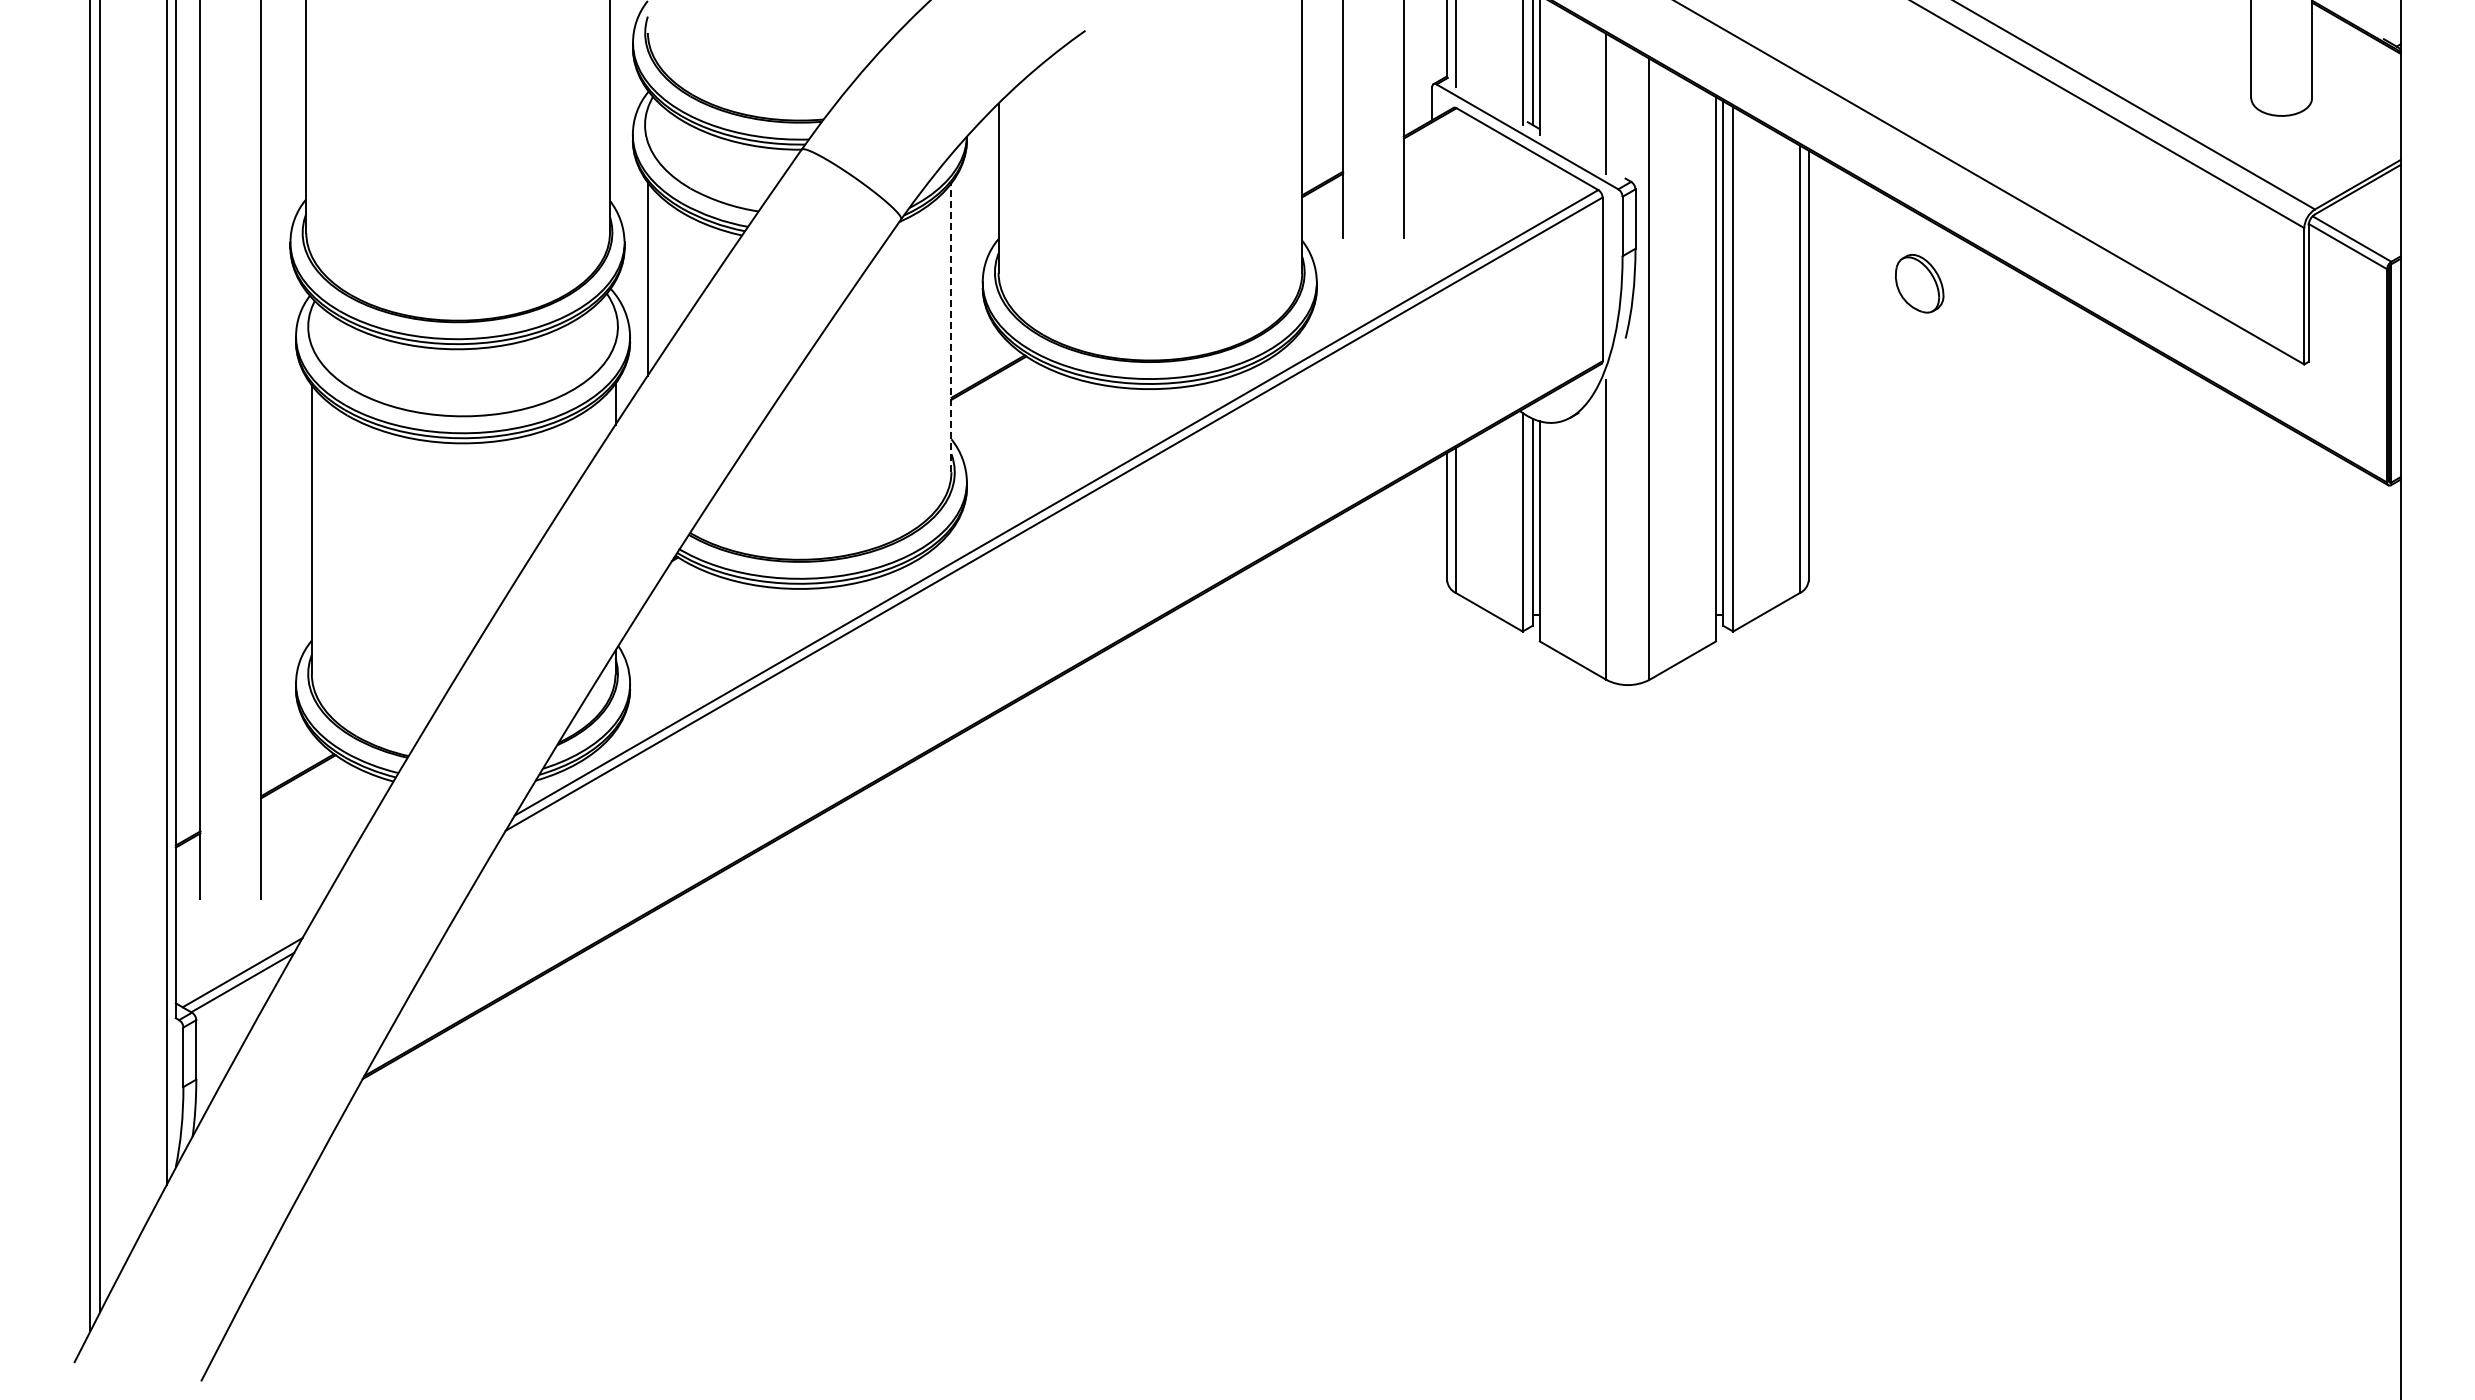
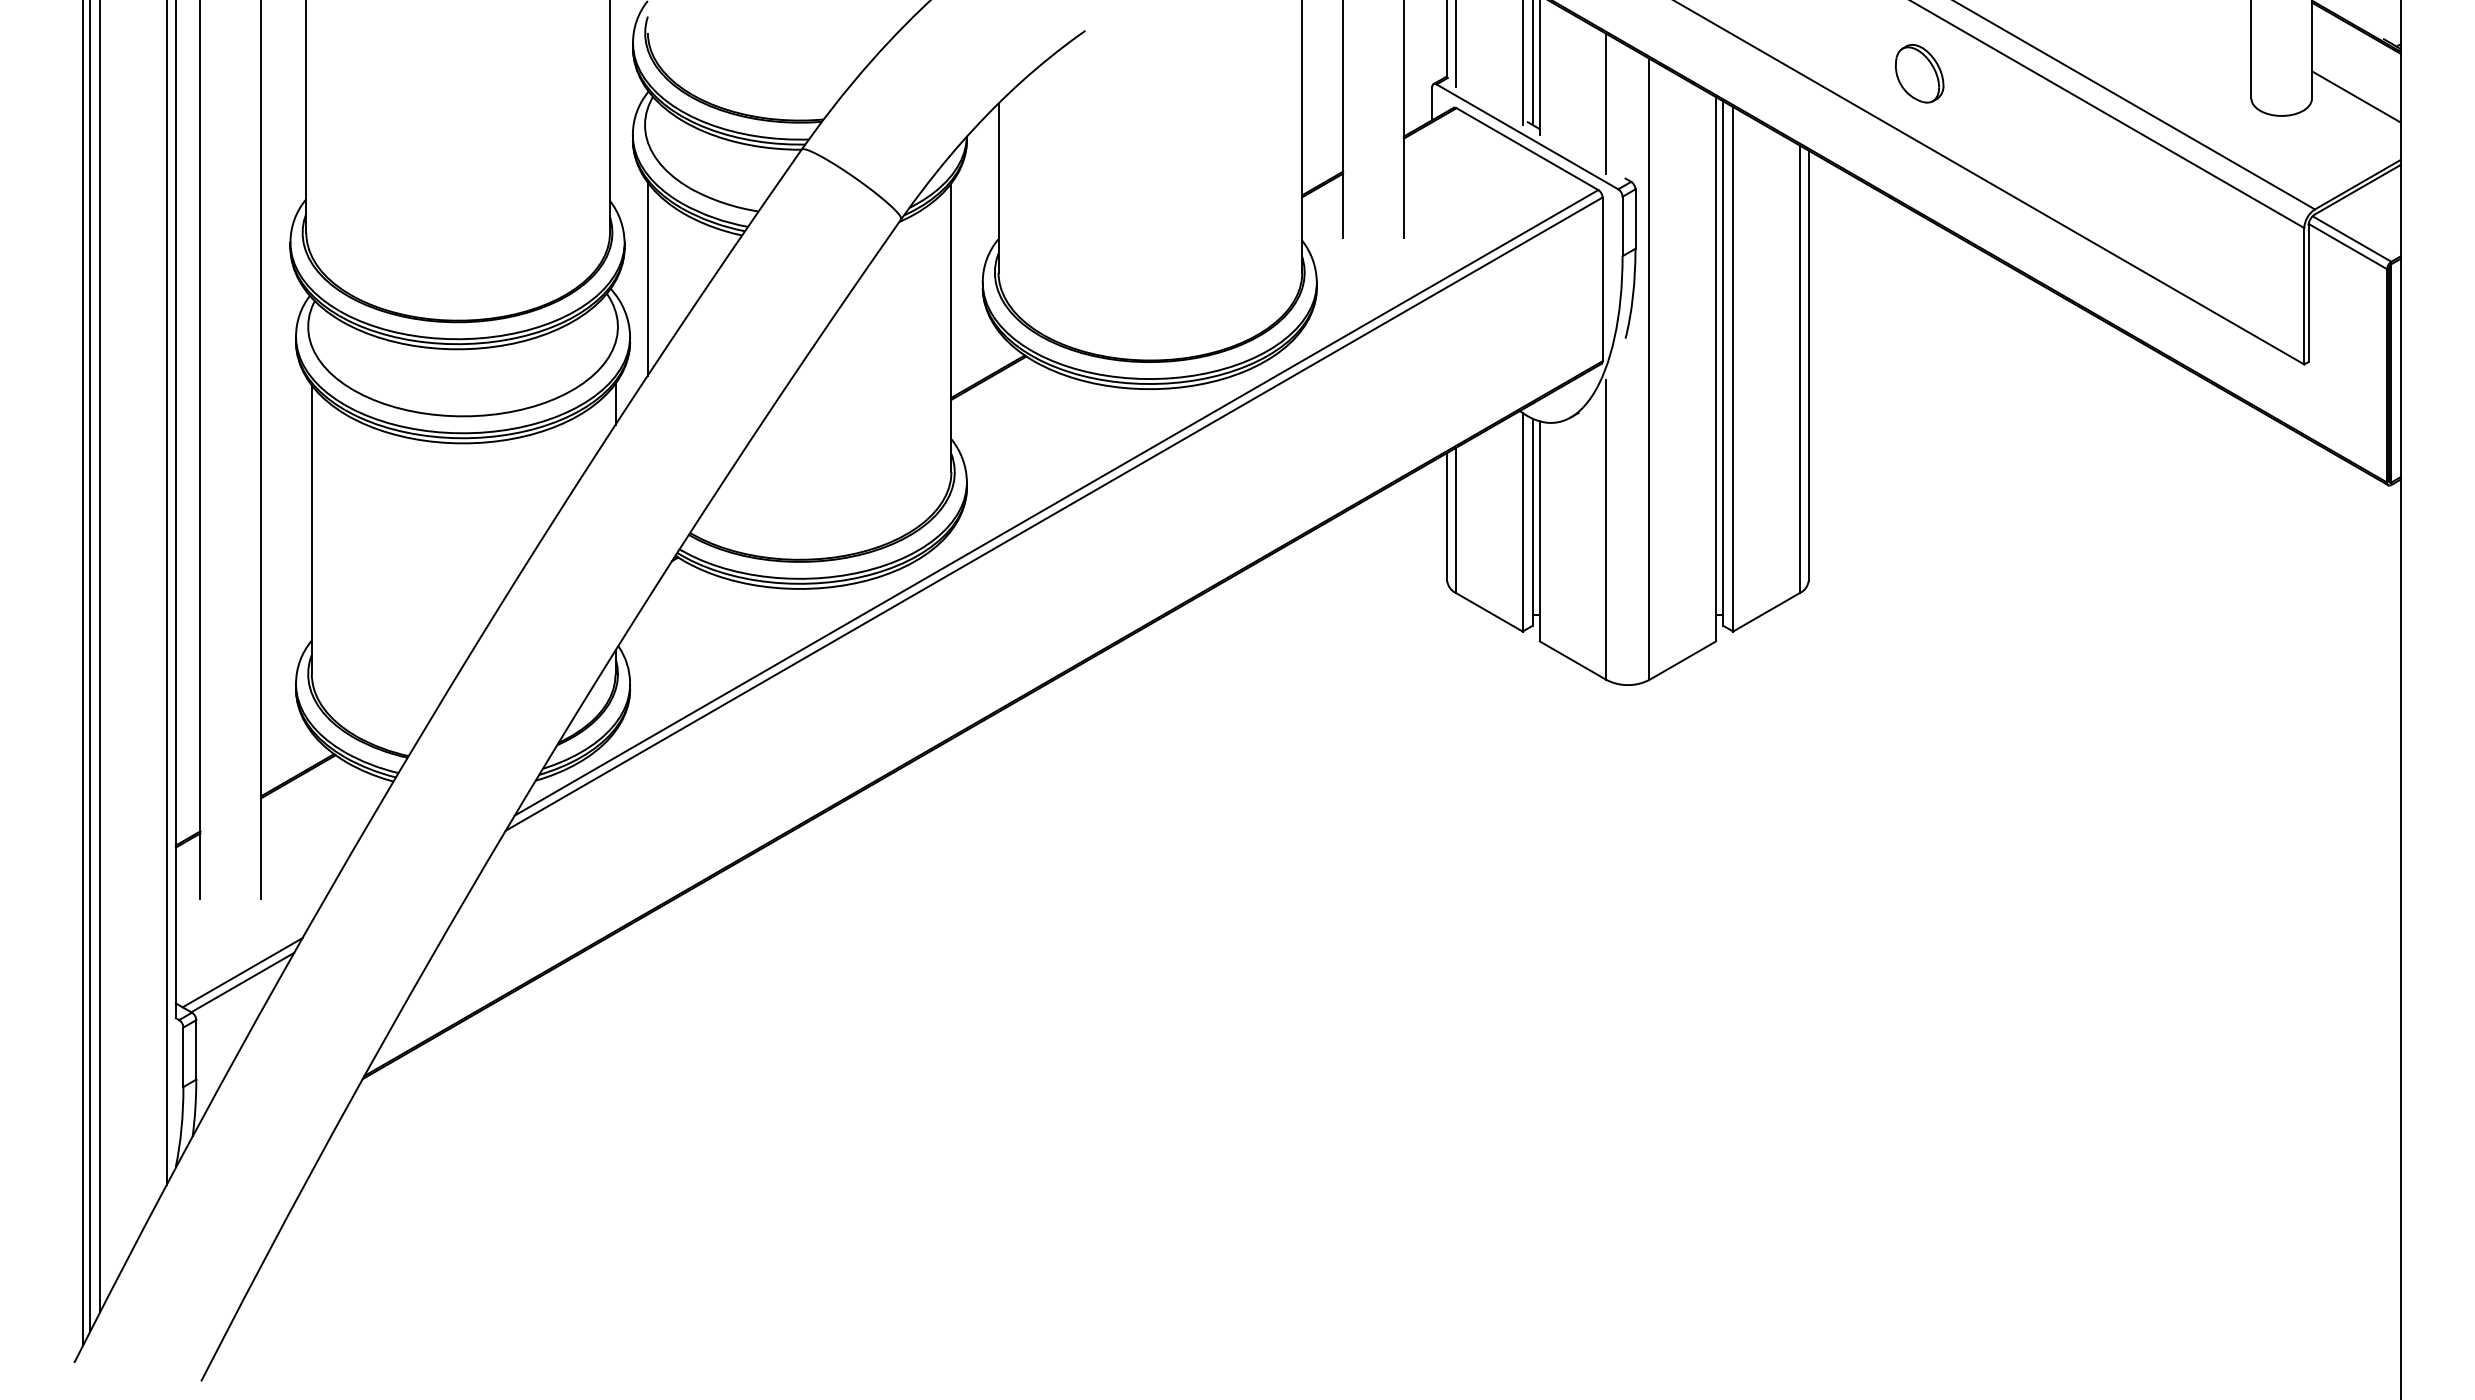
line: none -> present (2356, 96)
part position: (1919, 283) -> (1919, 73) (1919, 73)
line: dashed -> solid (951, 327)
line: none -> present (83, 673)
